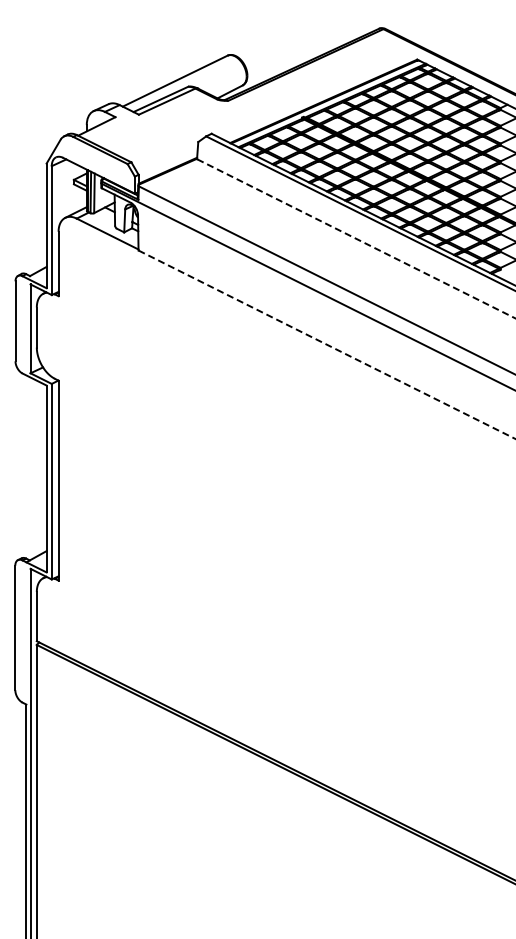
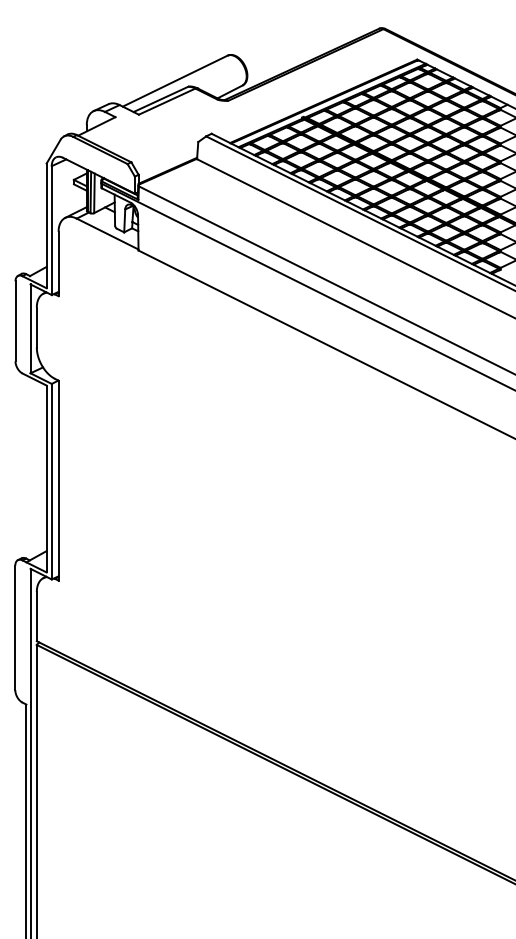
line: dashed -> solid (356, 238)
line: dashed -> solid (327, 344)
